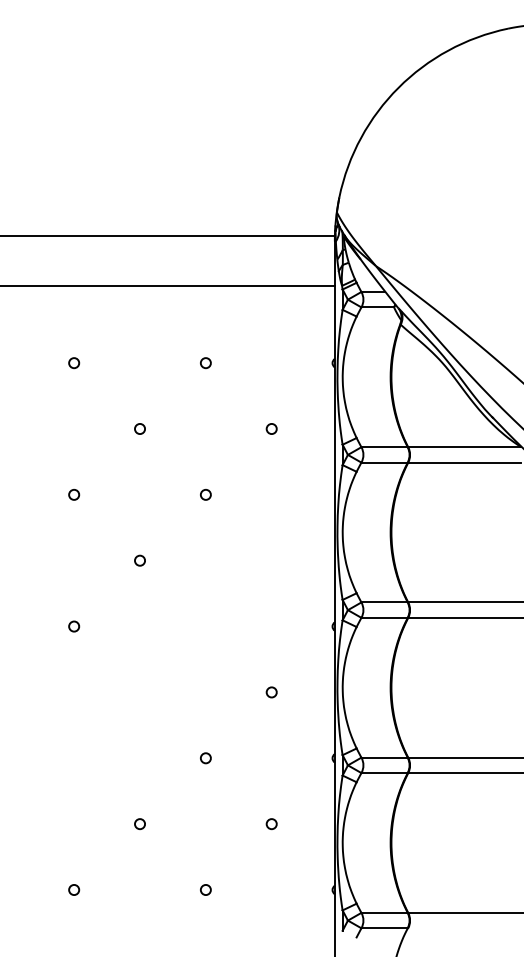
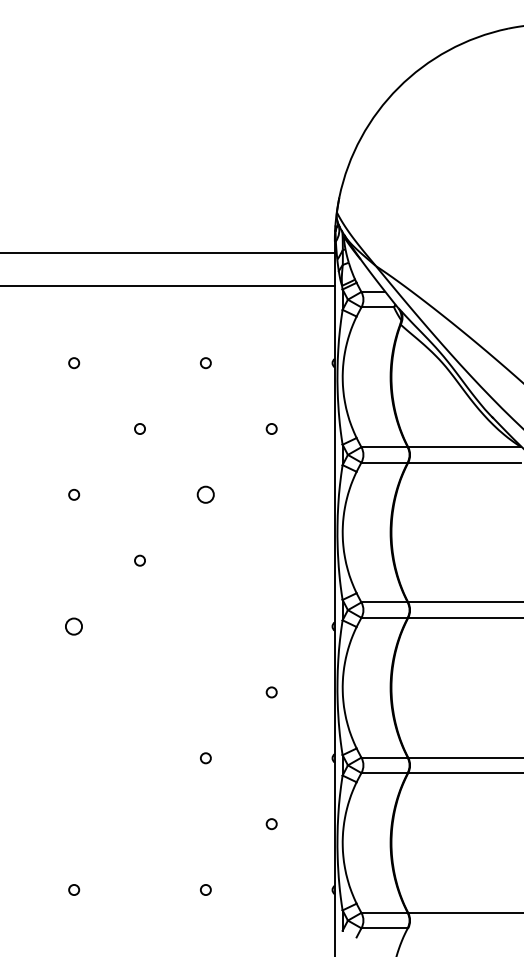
line position: (168, 236) -> (168, 253) (168, 253)
circle size: 12x12 px -> 19x19 px (205, 494)
circle size: 13x13 px -> 18x19 px (73, 626)
circle: present -> none (139, 823)
